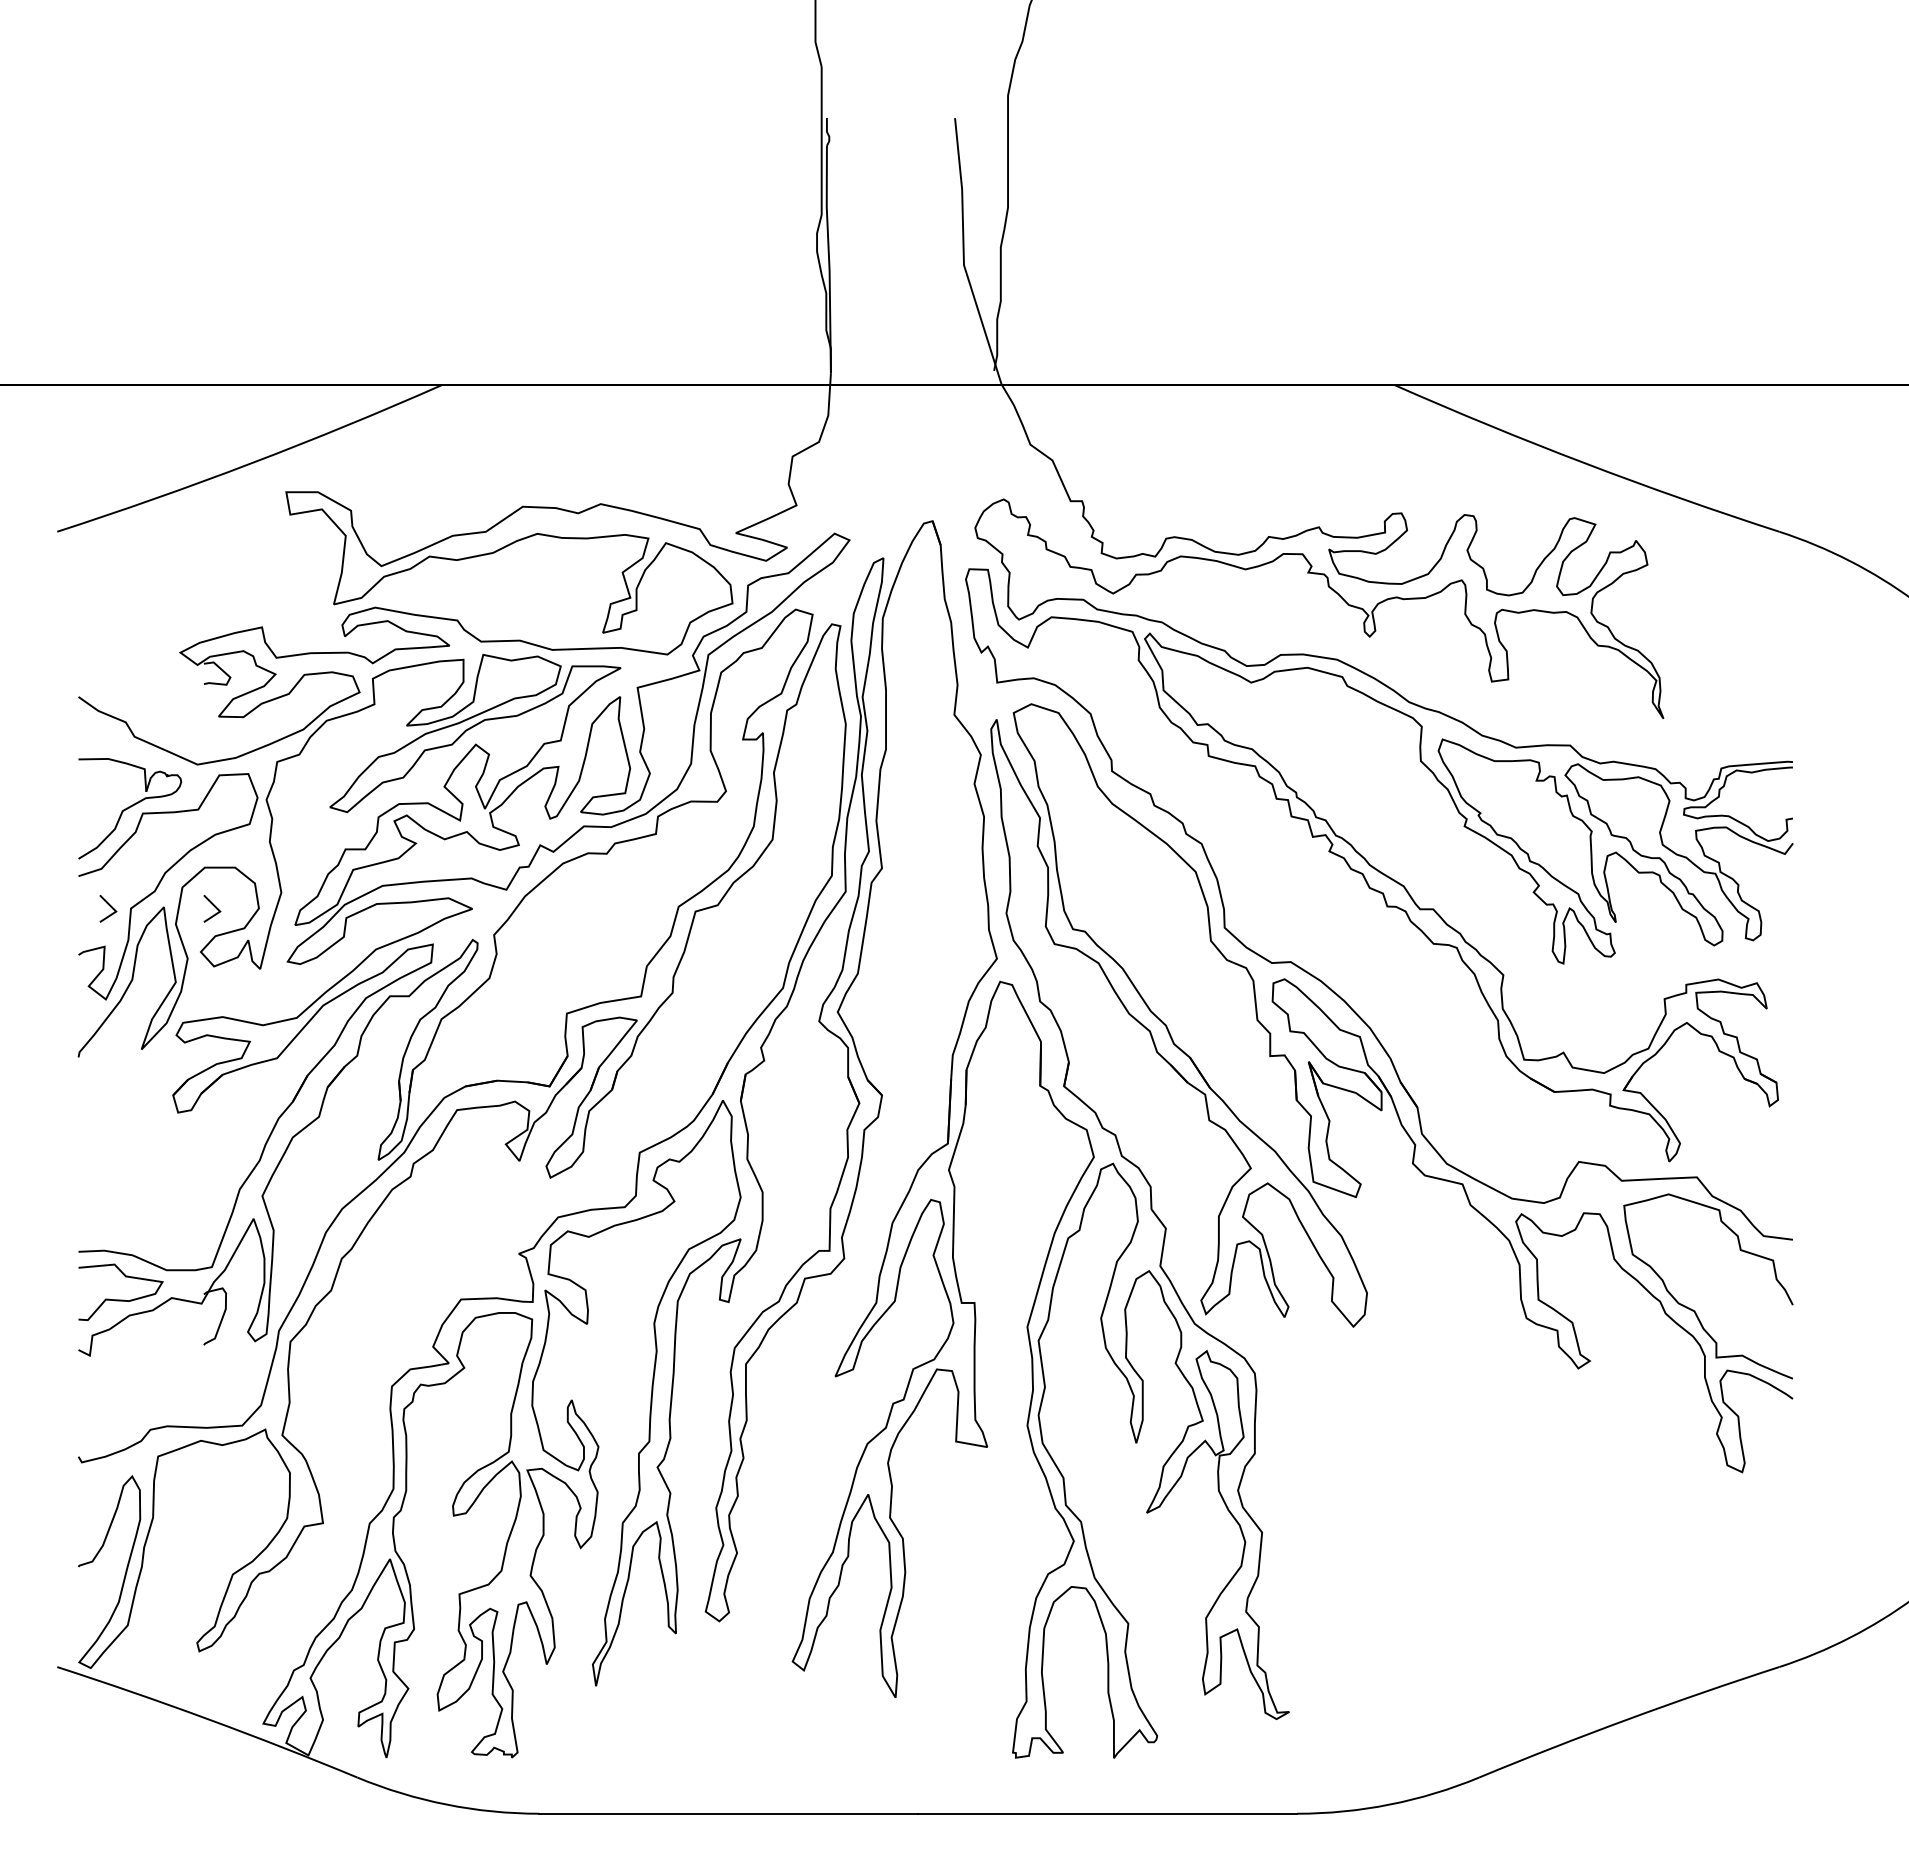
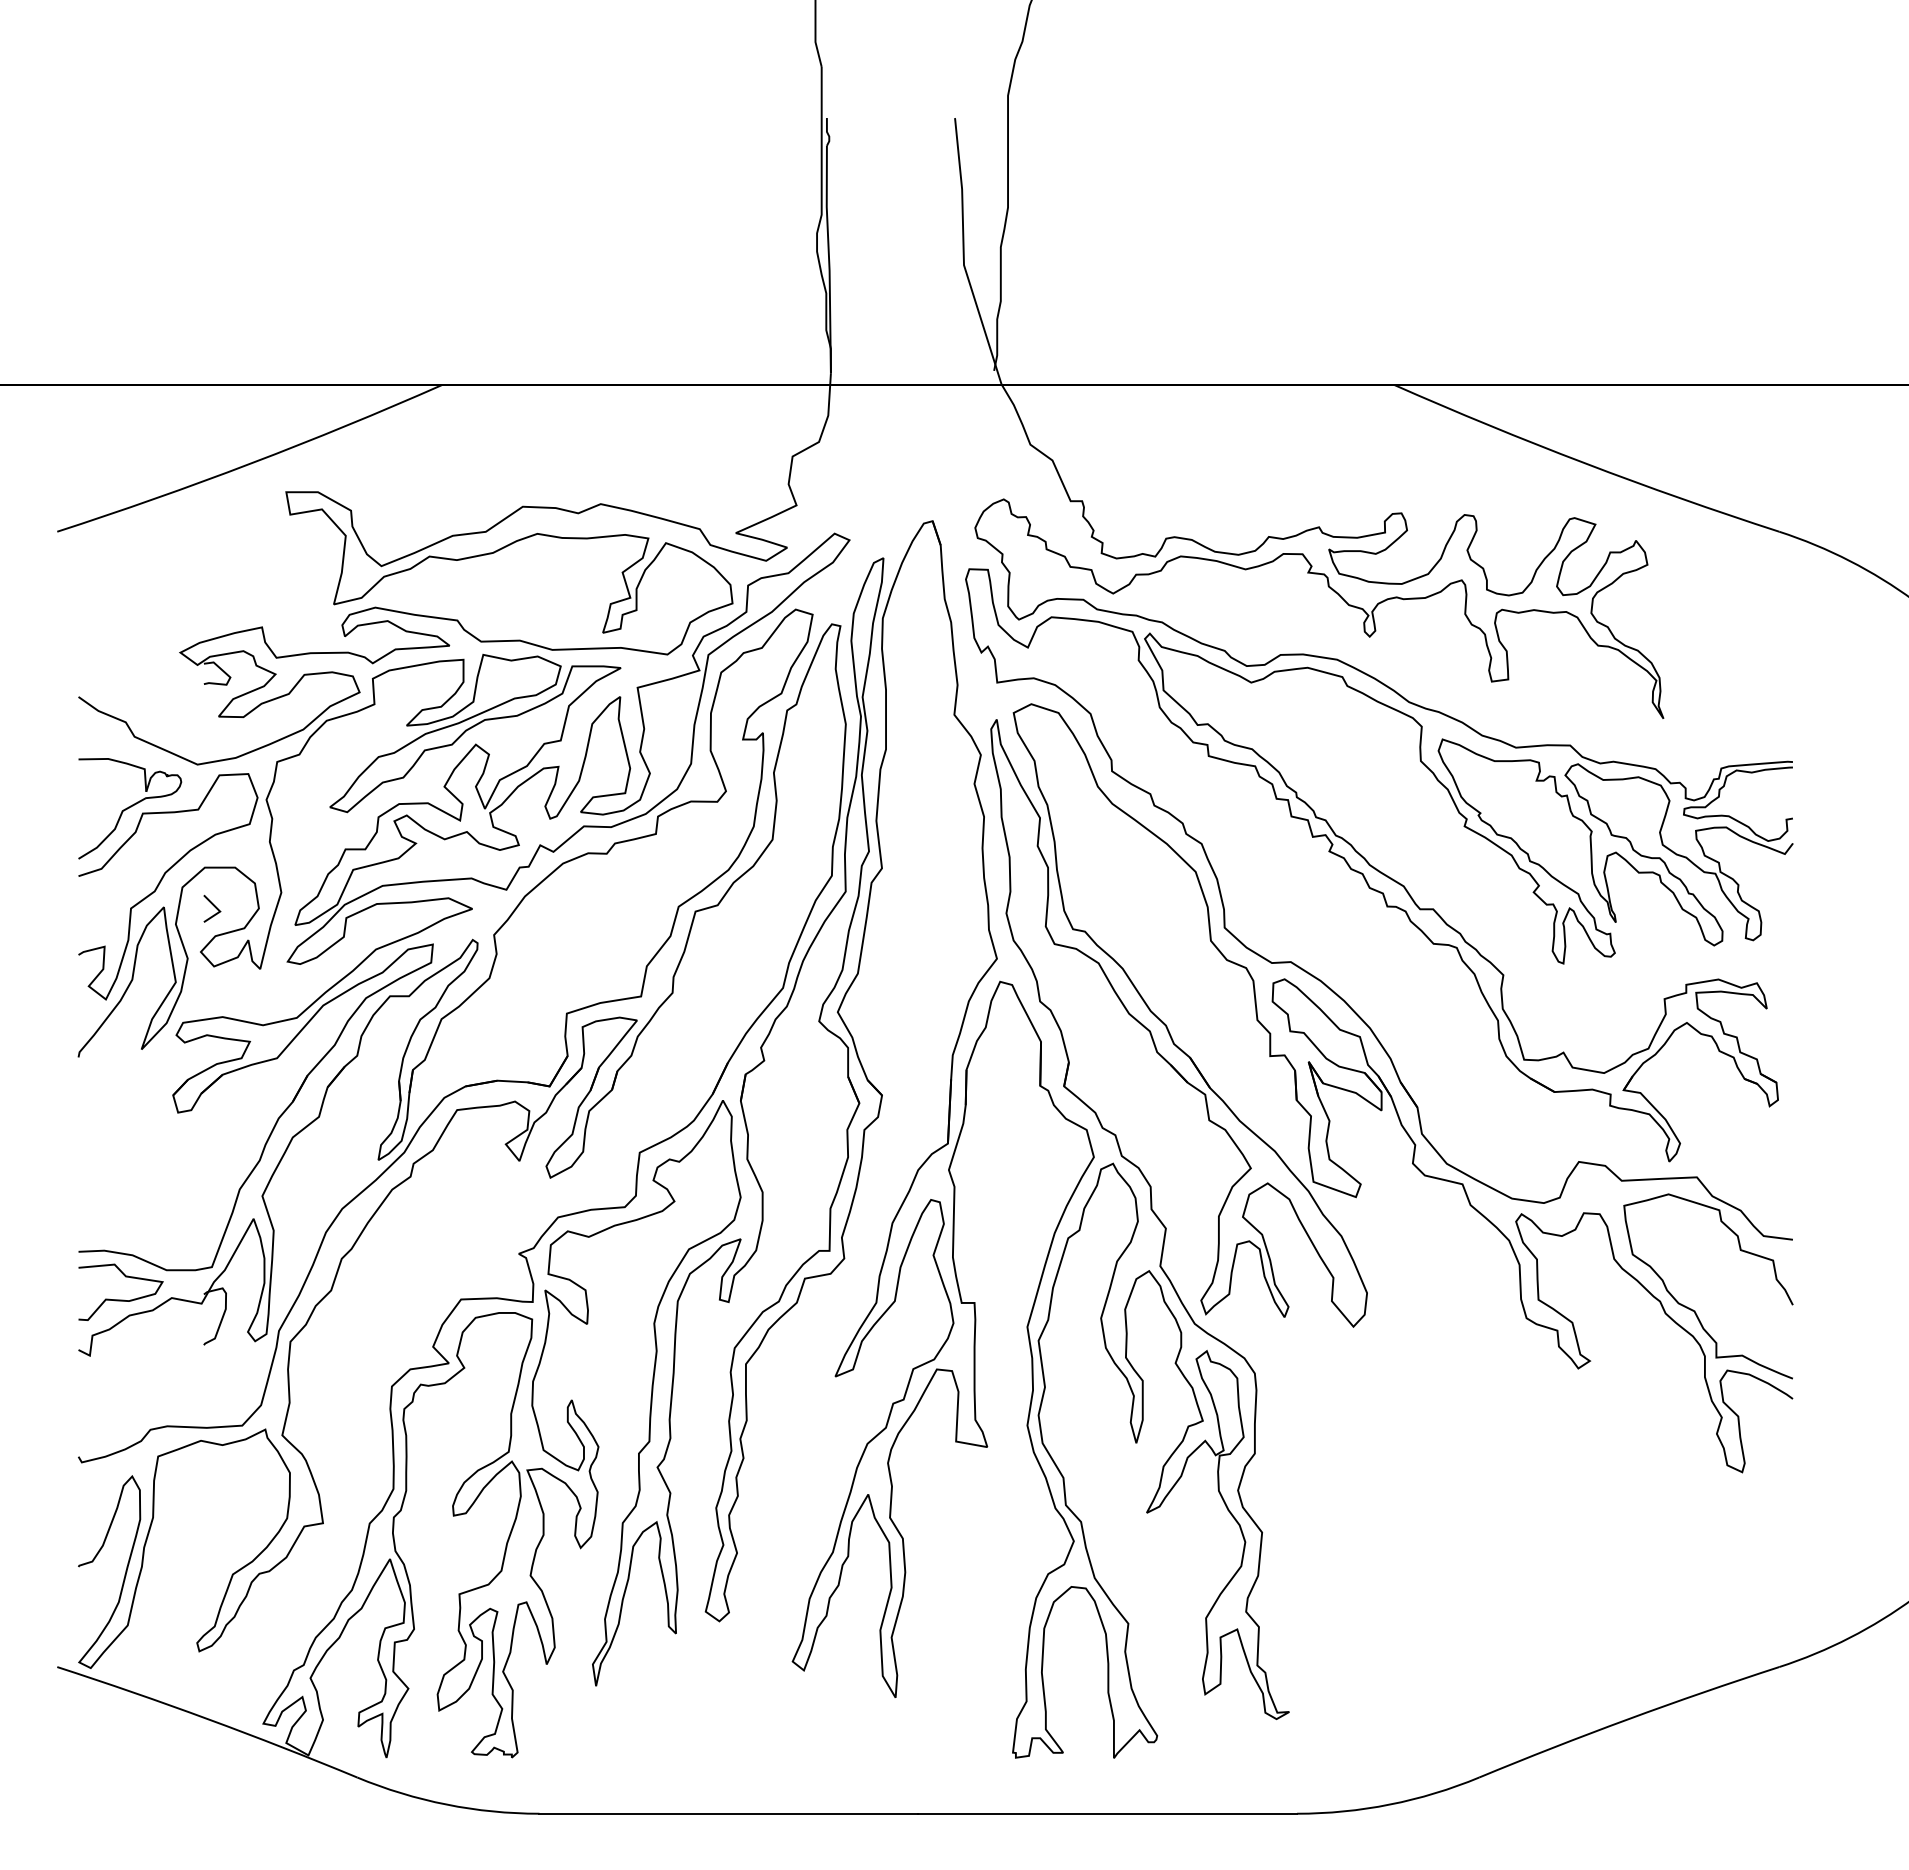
line: present -> none (109, 906)
